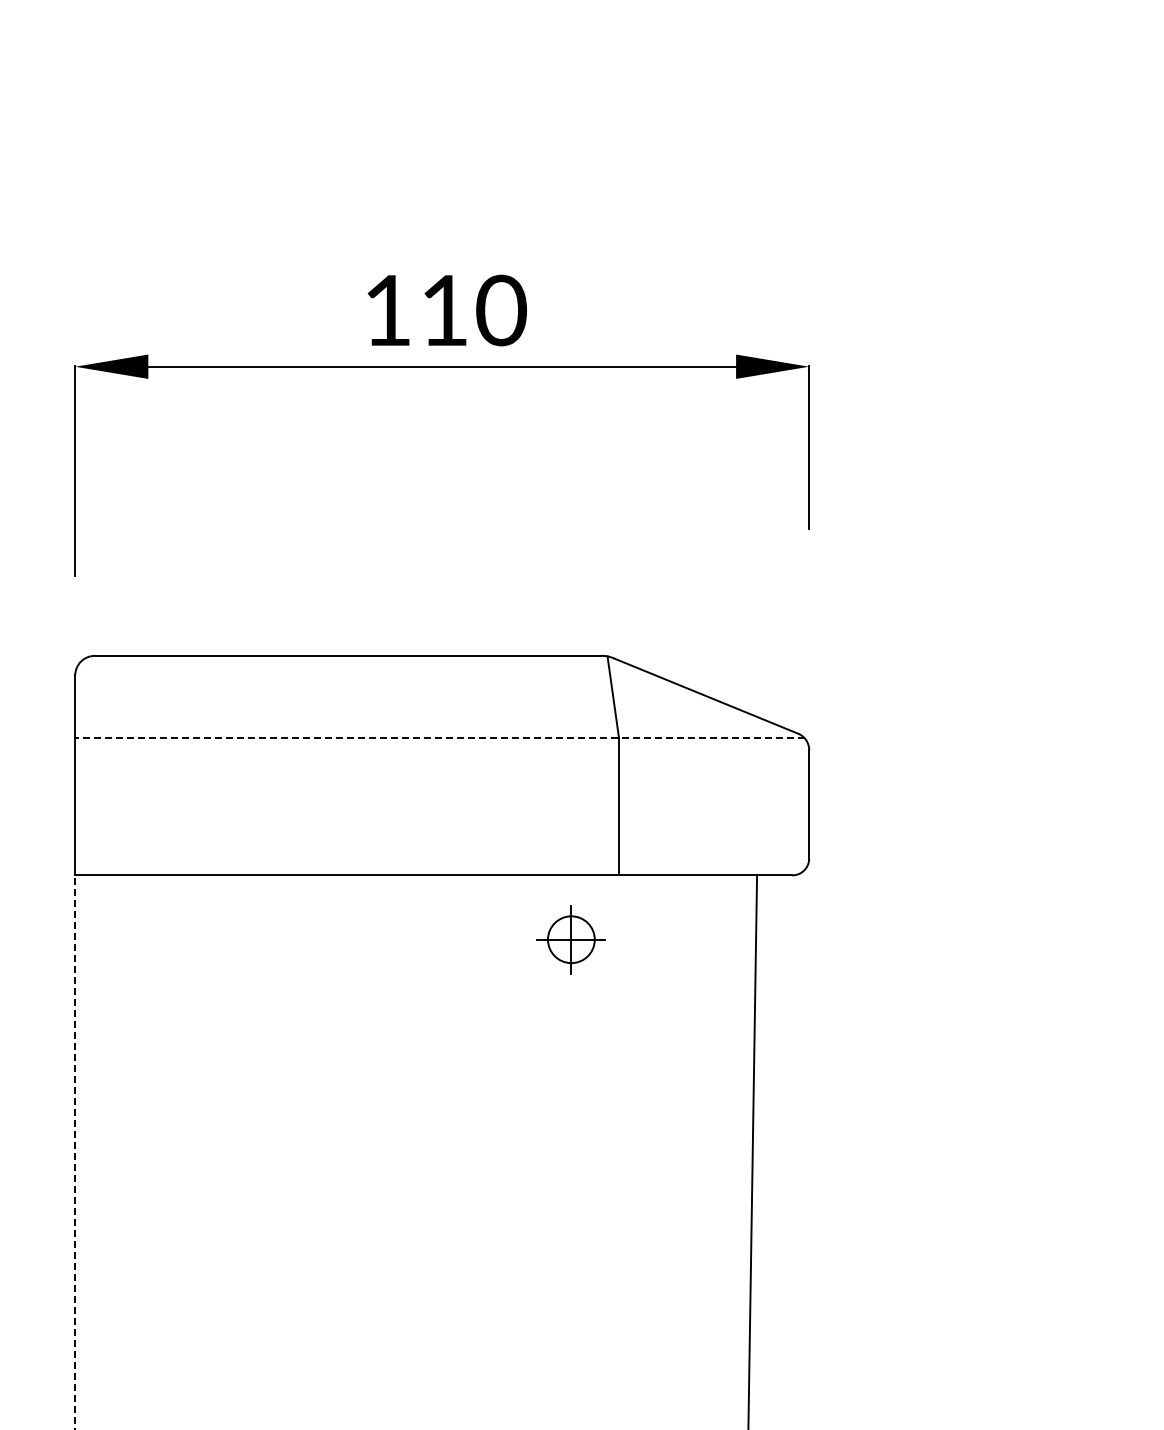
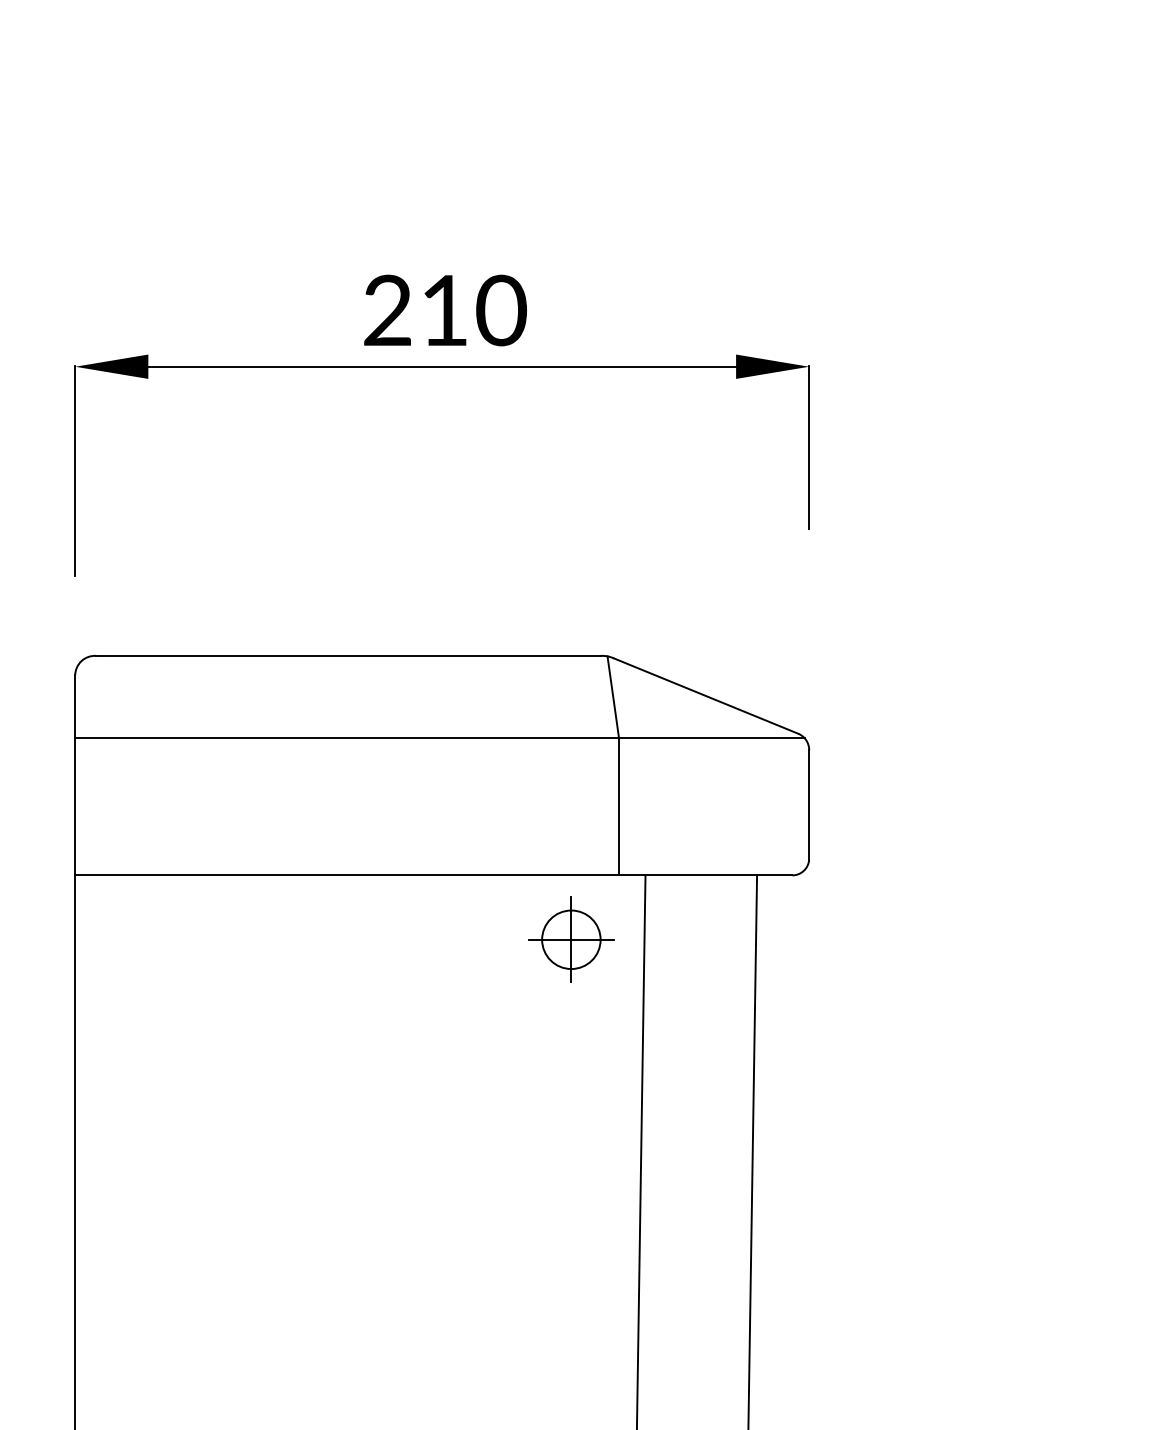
text: 110 -> 210 (387, 309)
line: dashed -> solid (439, 738)
part size: 70x70 px -> 87x87 px (571, 939)
line: none -> present (640, 1150)
line: dashed -> solid (75, 1152)
